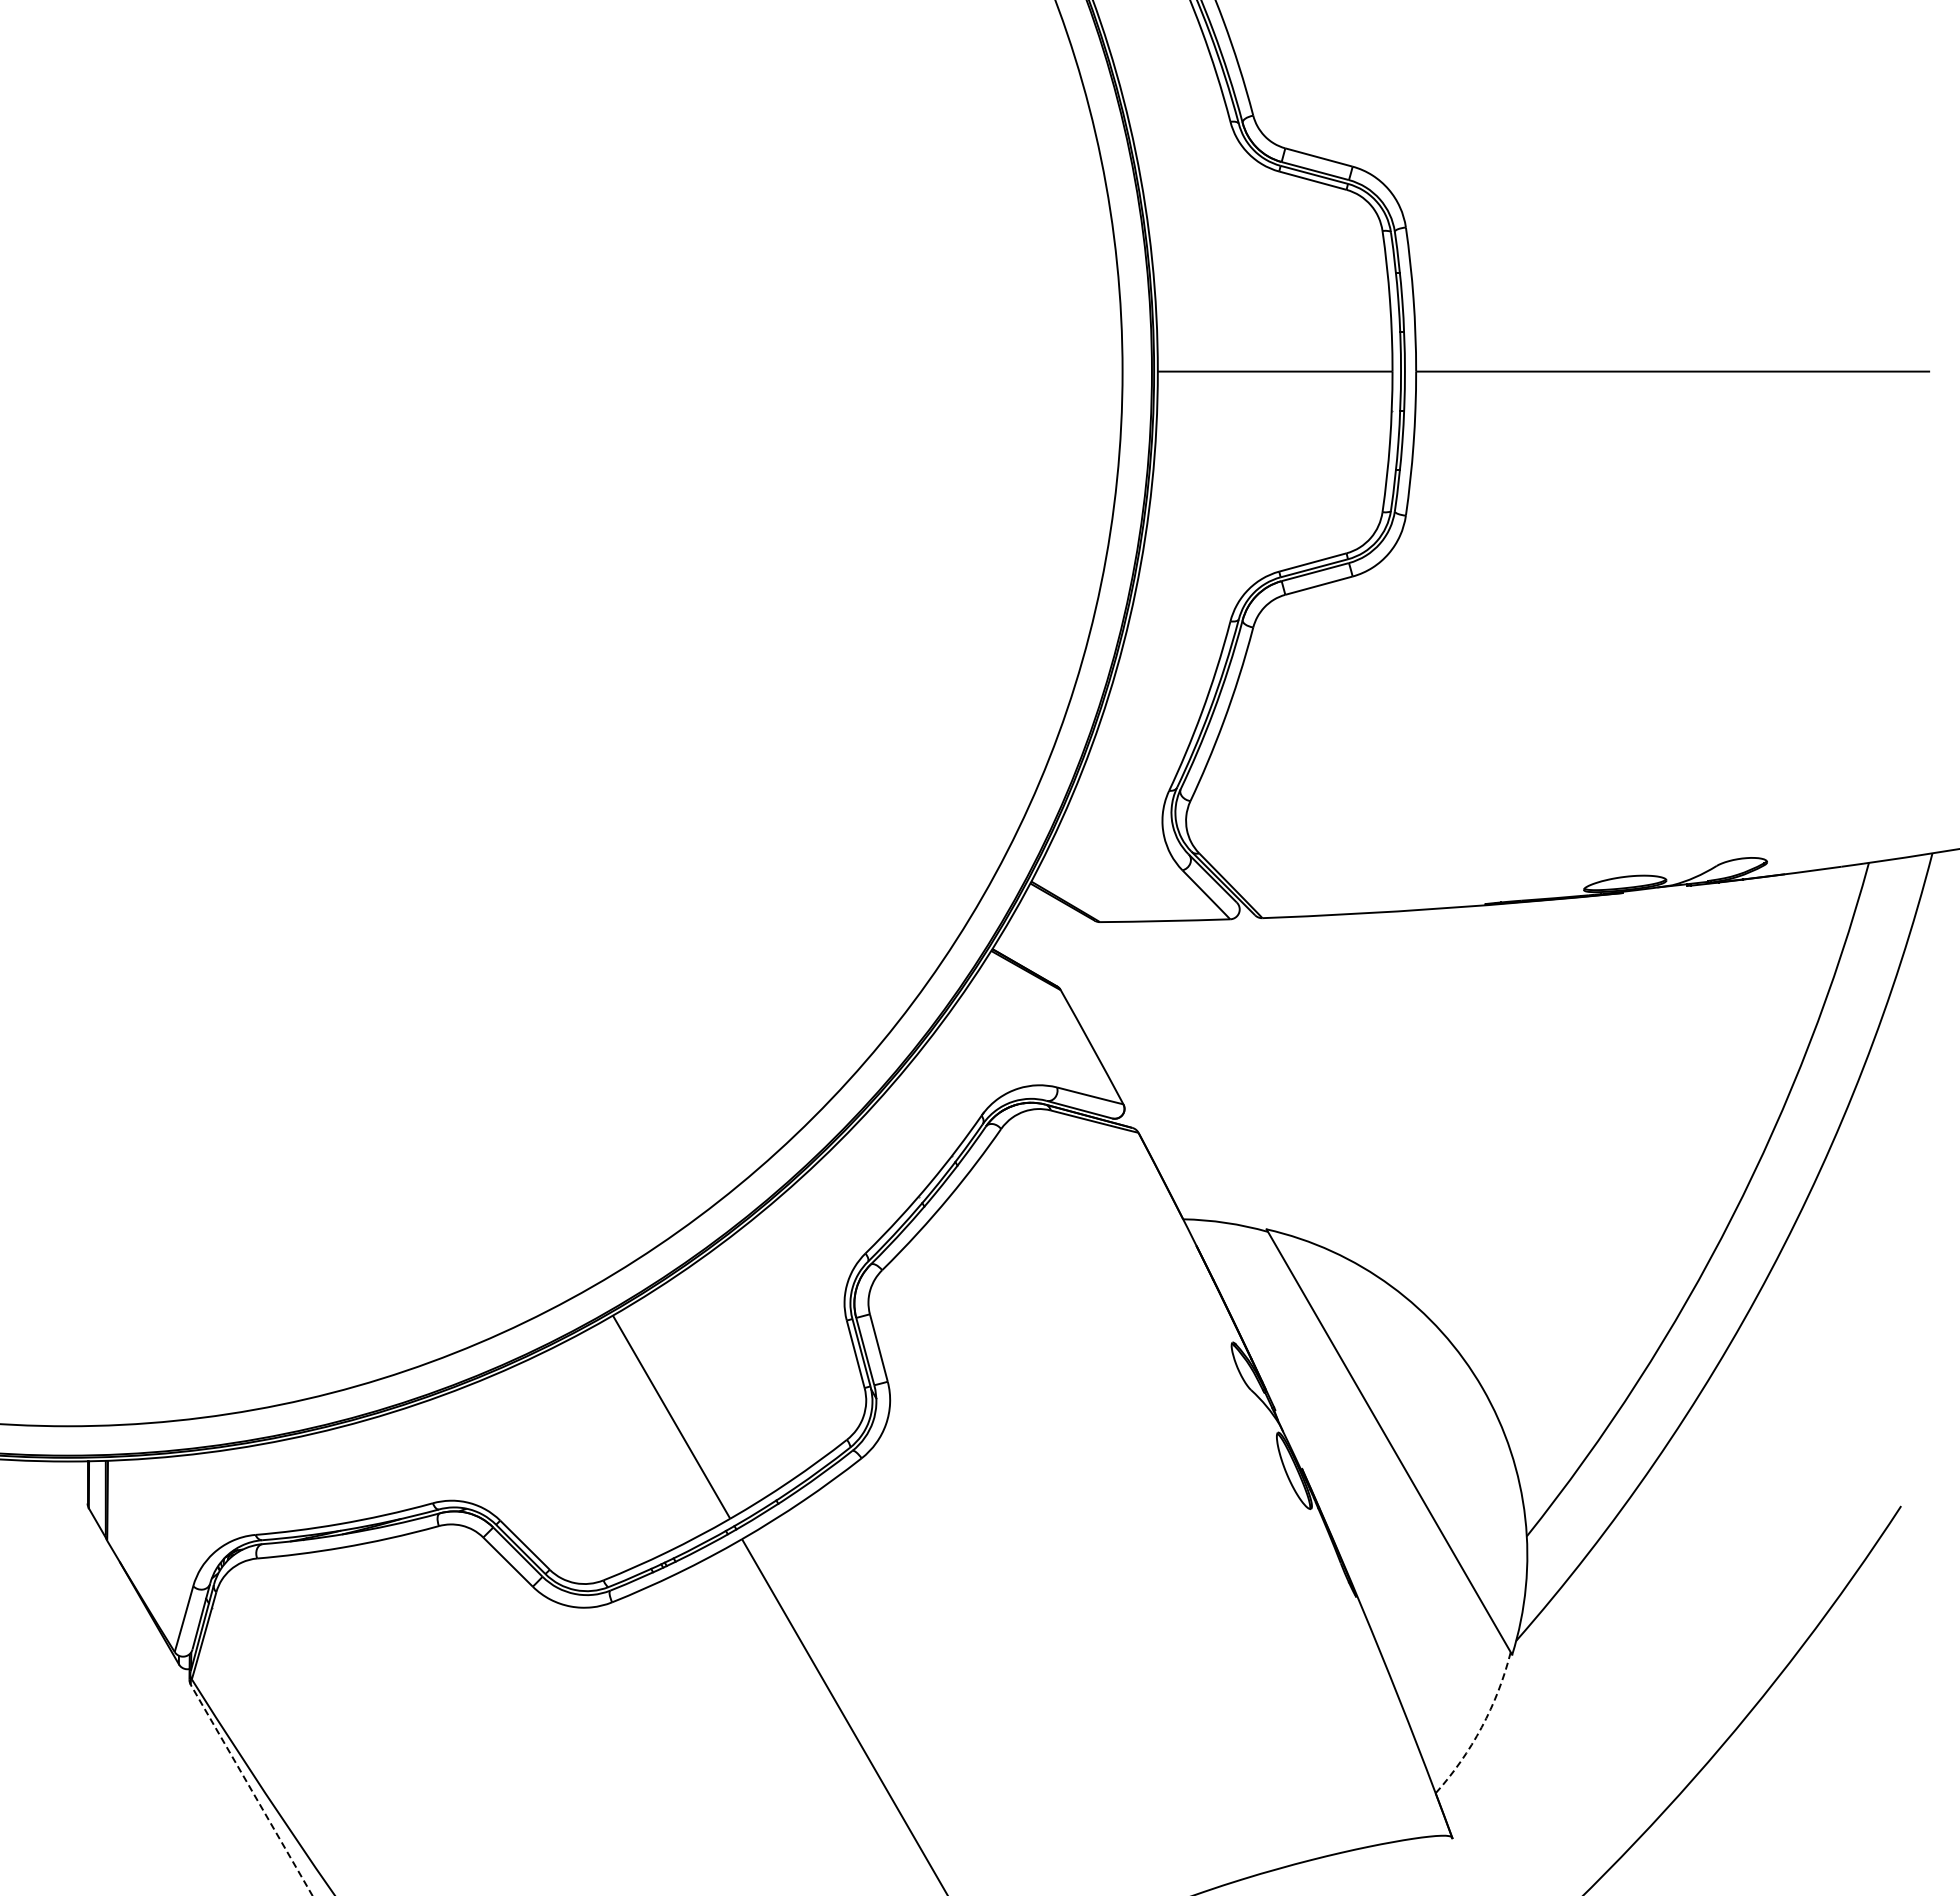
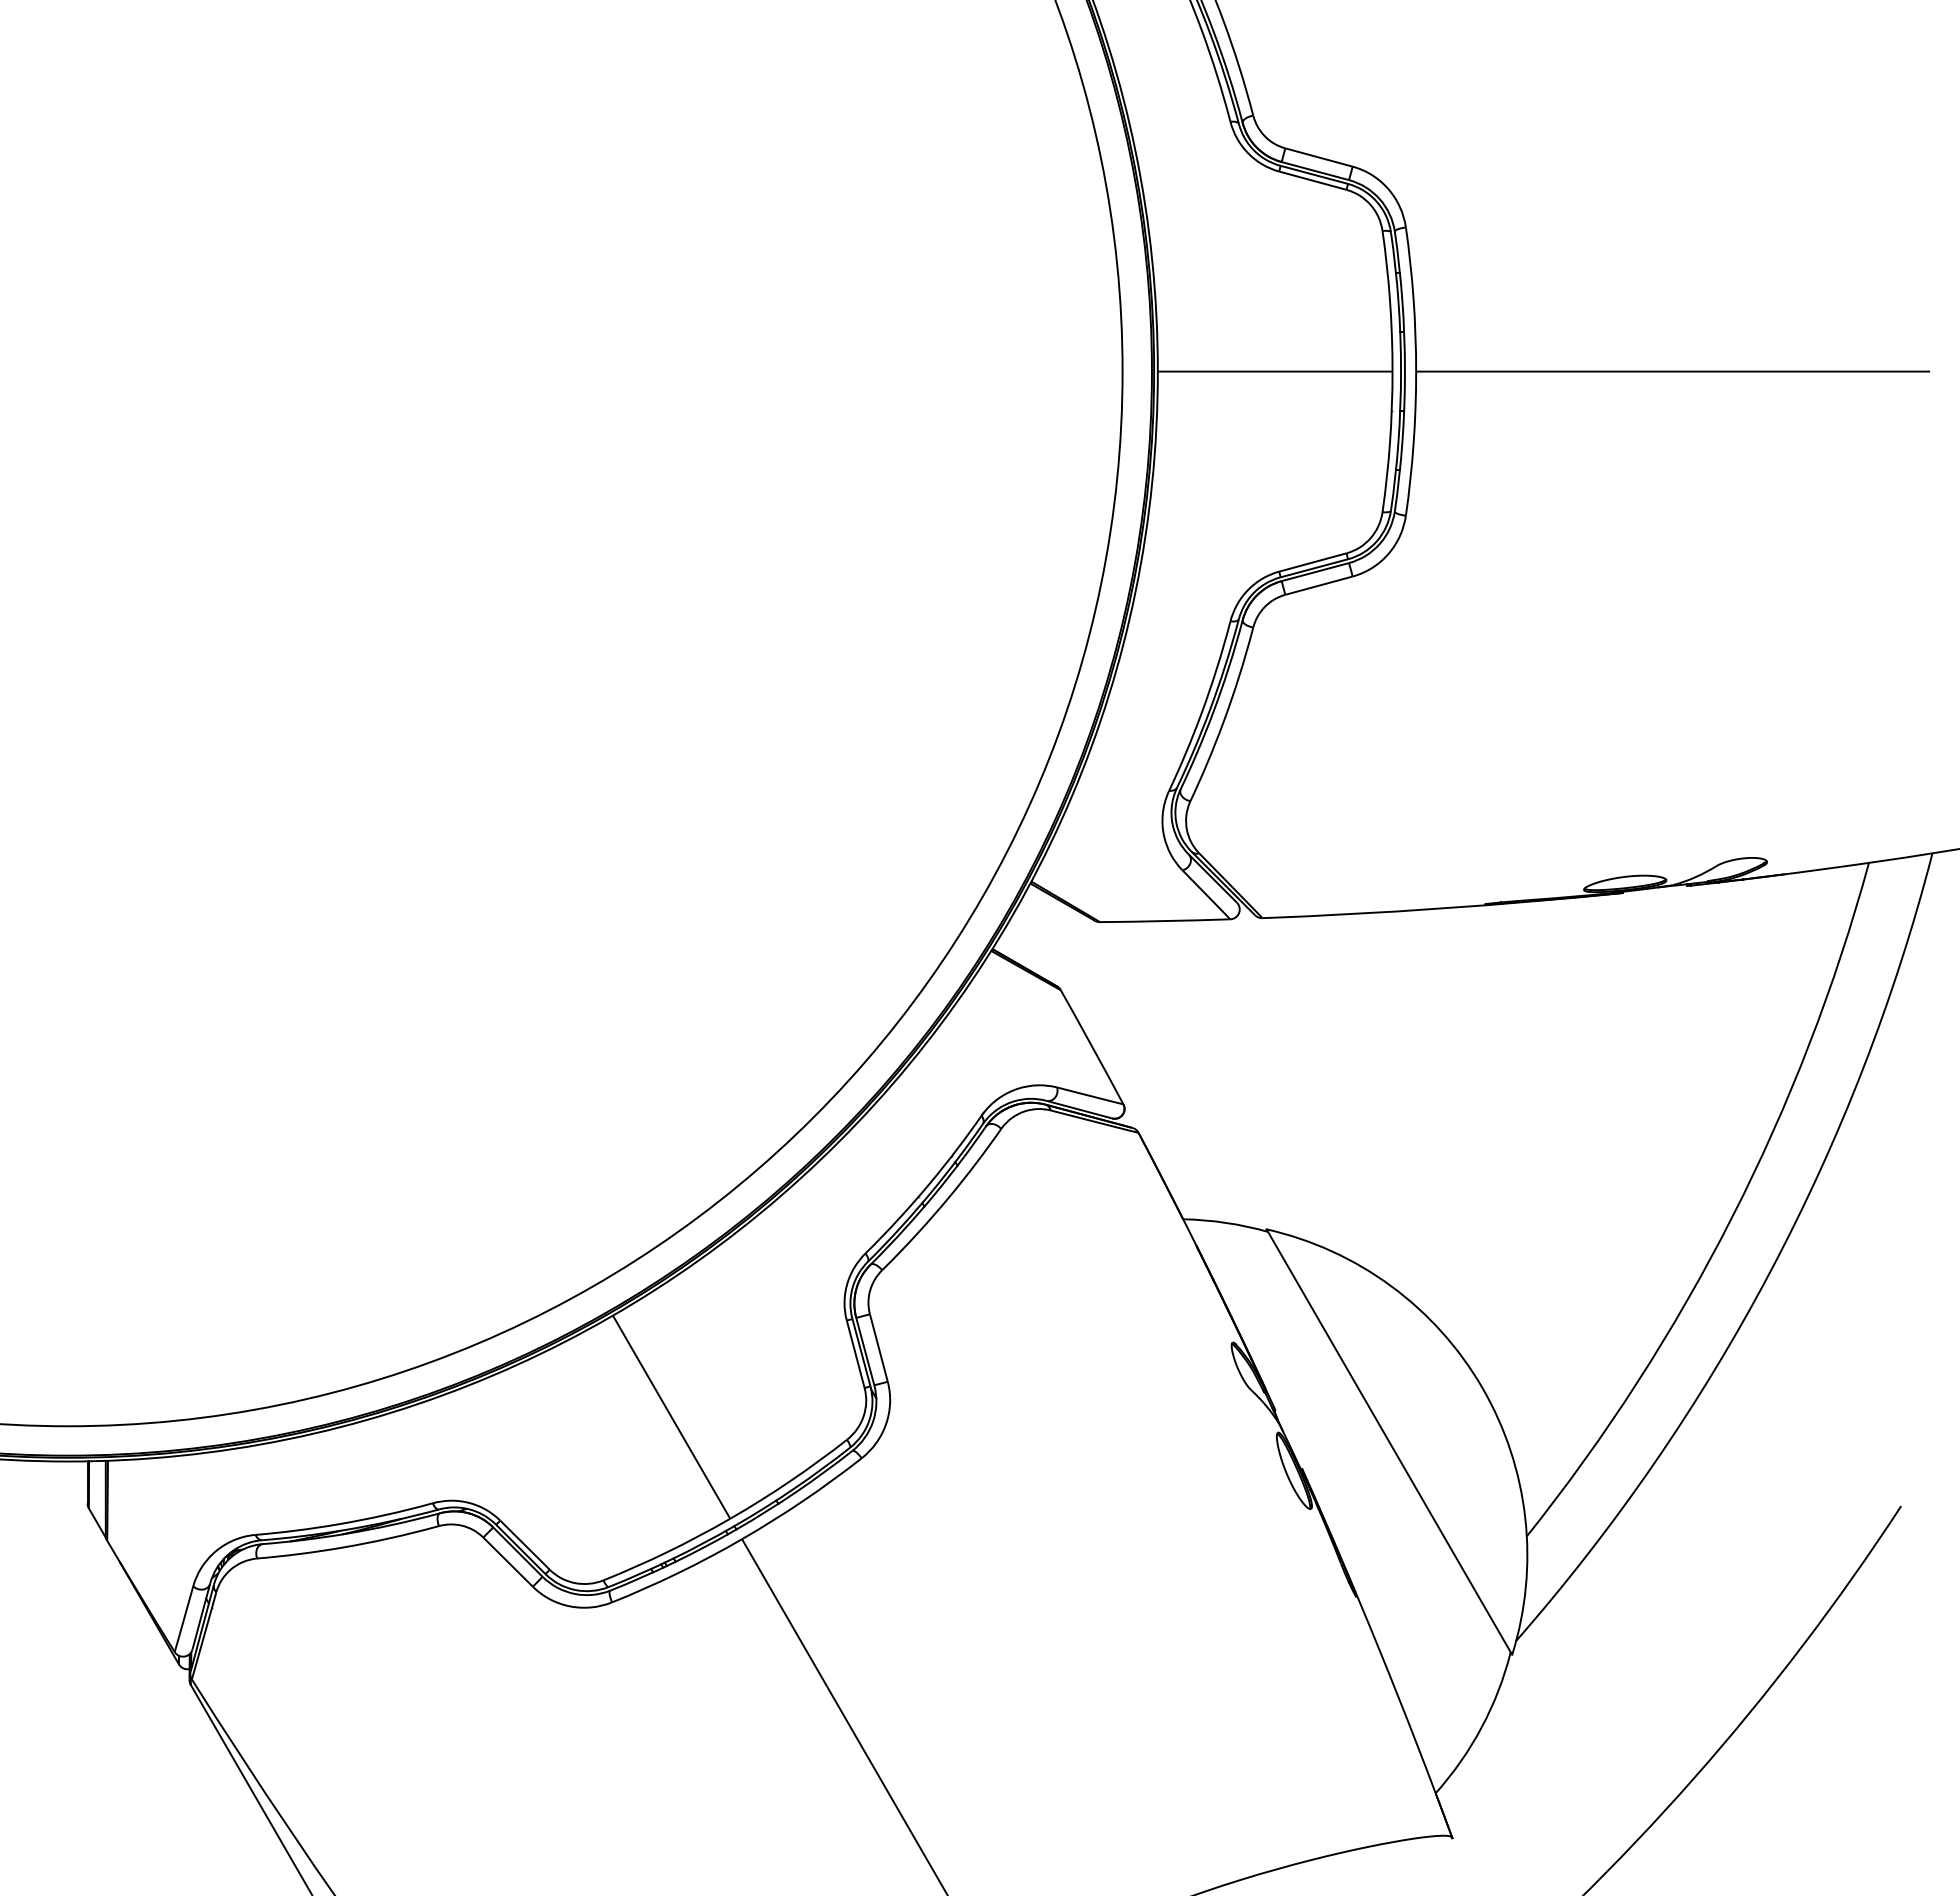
arc: dashed -> solid (1481, 1727)
line: dashed -> solid (251, 1789)
